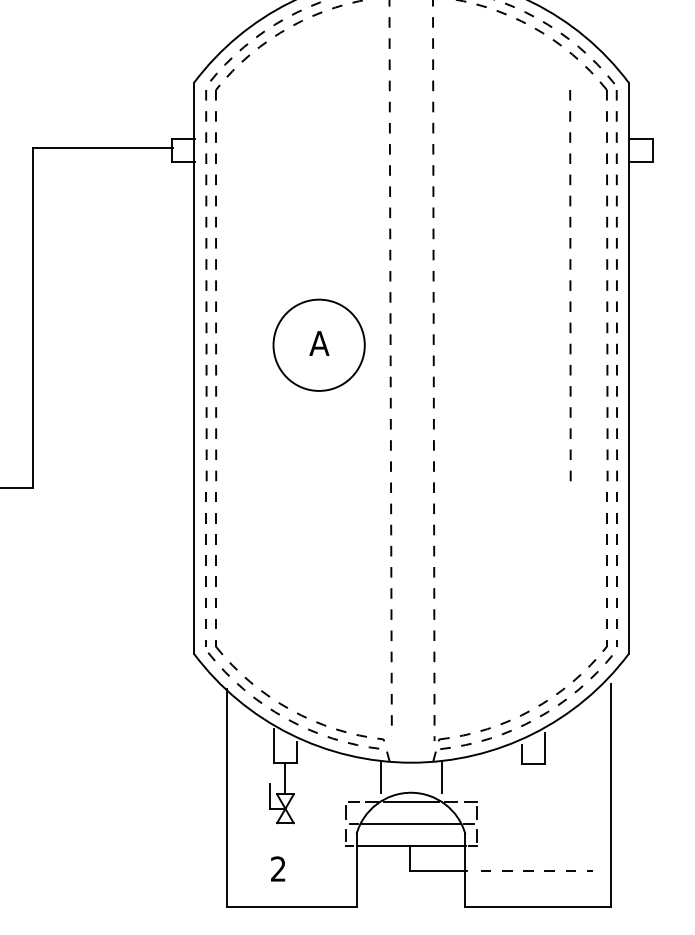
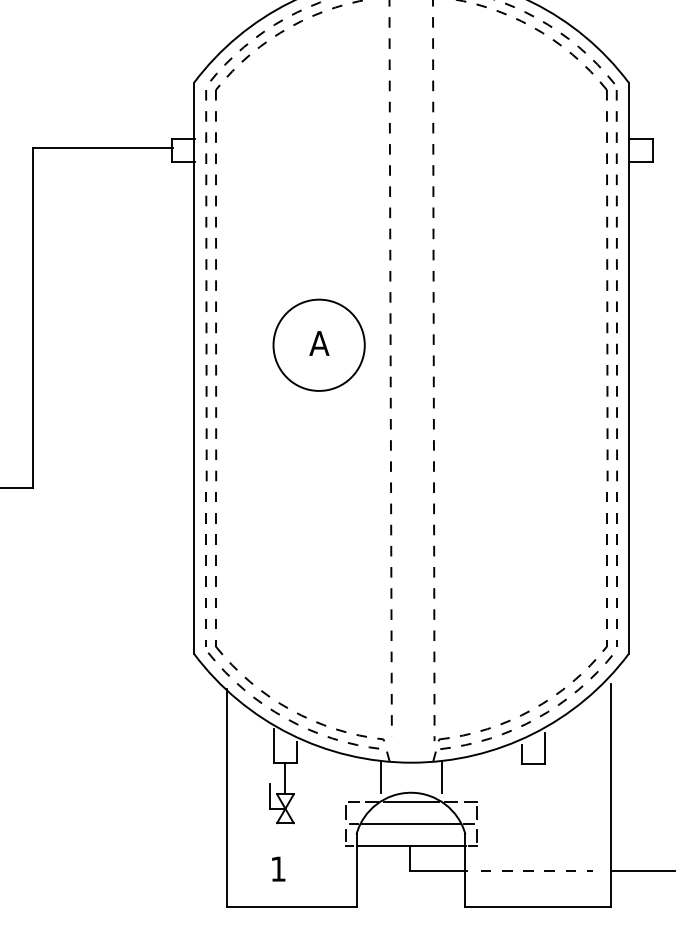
line: present -> none (570, 285)
text: 2 -> 1 (278, 868)
line: none -> present (642, 871)
